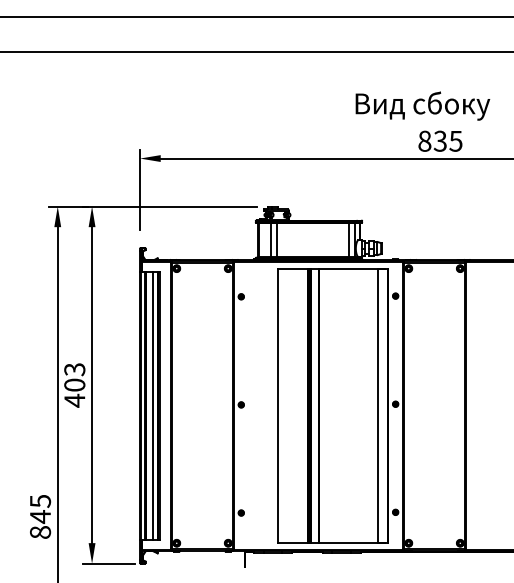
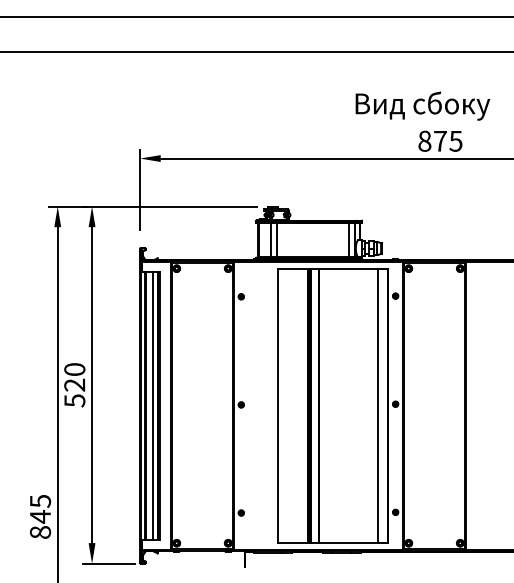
text: 835 -> 875 (439, 140)
text: 403 -> 520 (74, 385)
